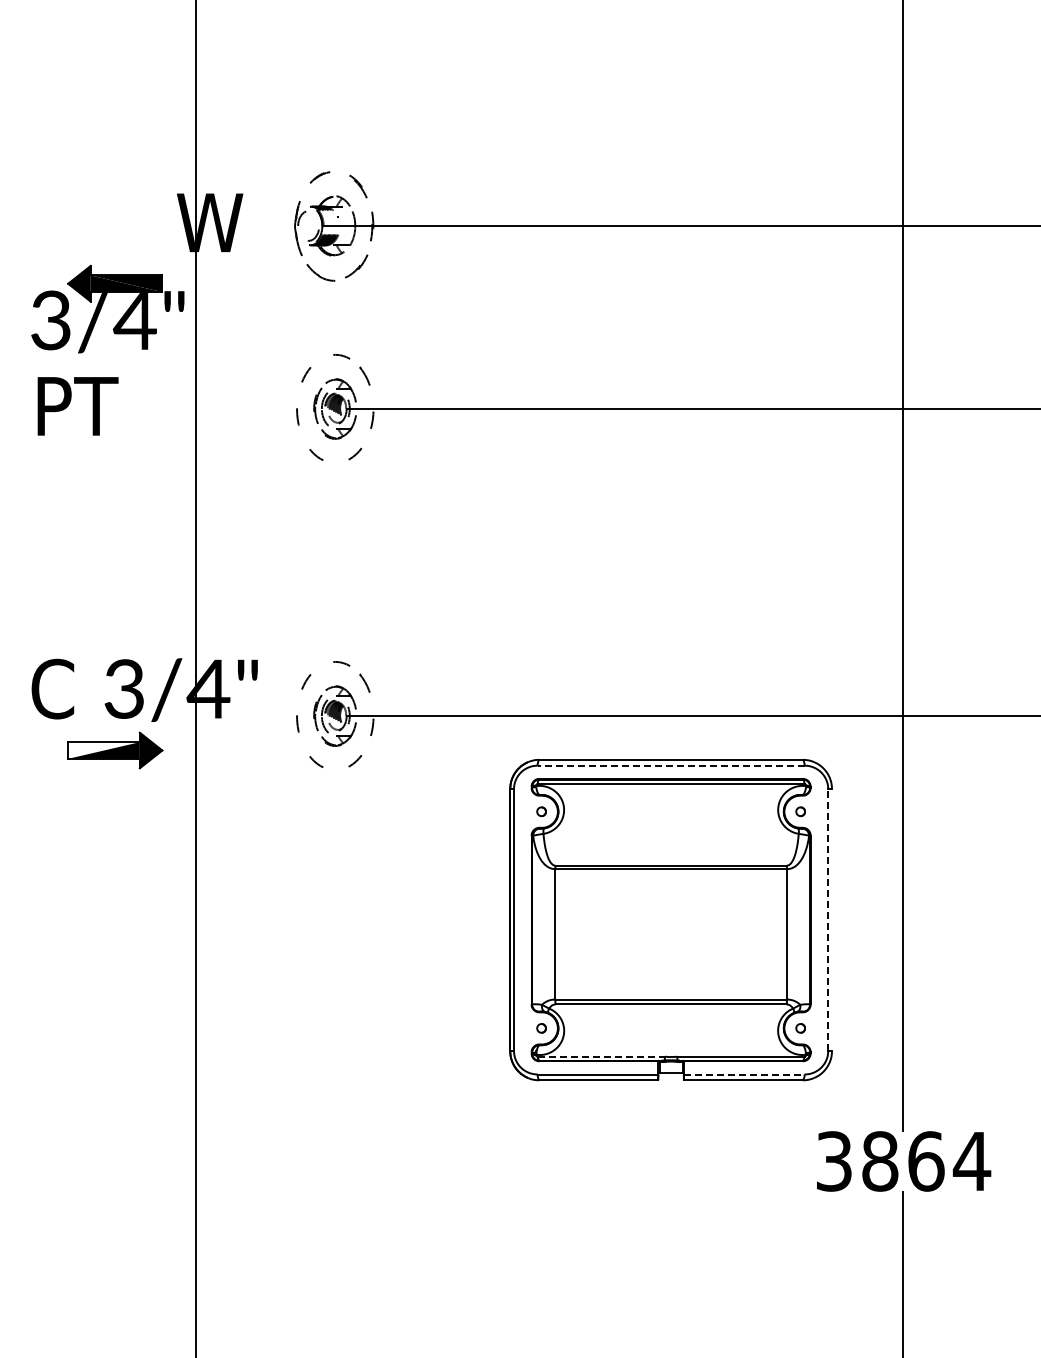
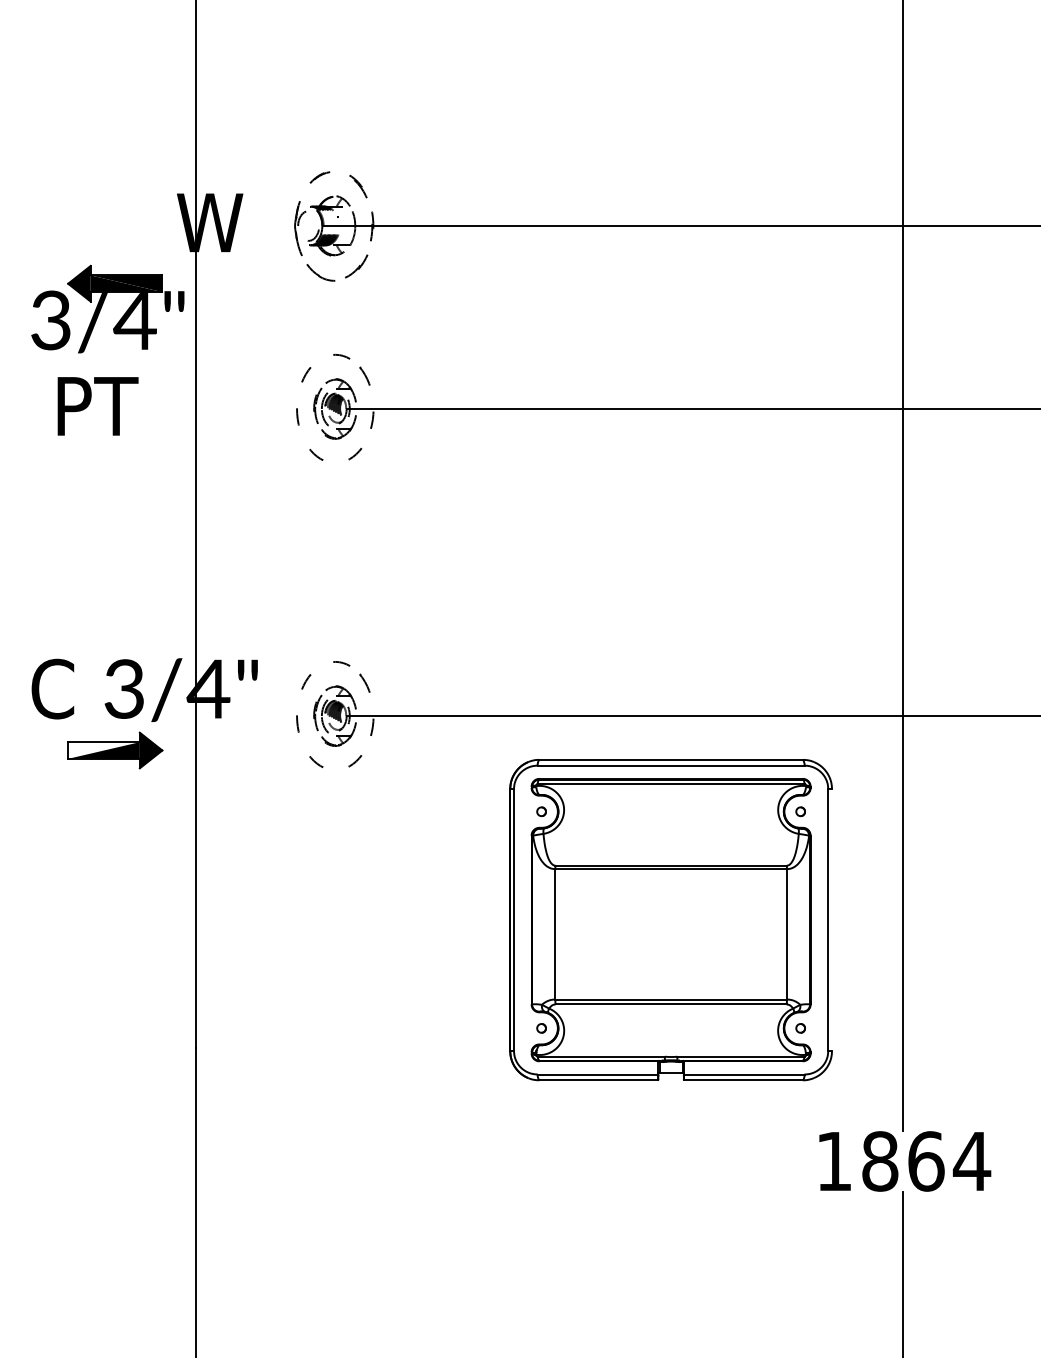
text position: (77, 406) -> (97, 406) (97, 406)
line: dashed -> solid (670, 765)
line: dashed -> solid (828, 919)
line: dashed -> solid (601, 1056)
line: dashed -> solid (744, 1074)
text: 3864 -> 1864 (834, 1161)
